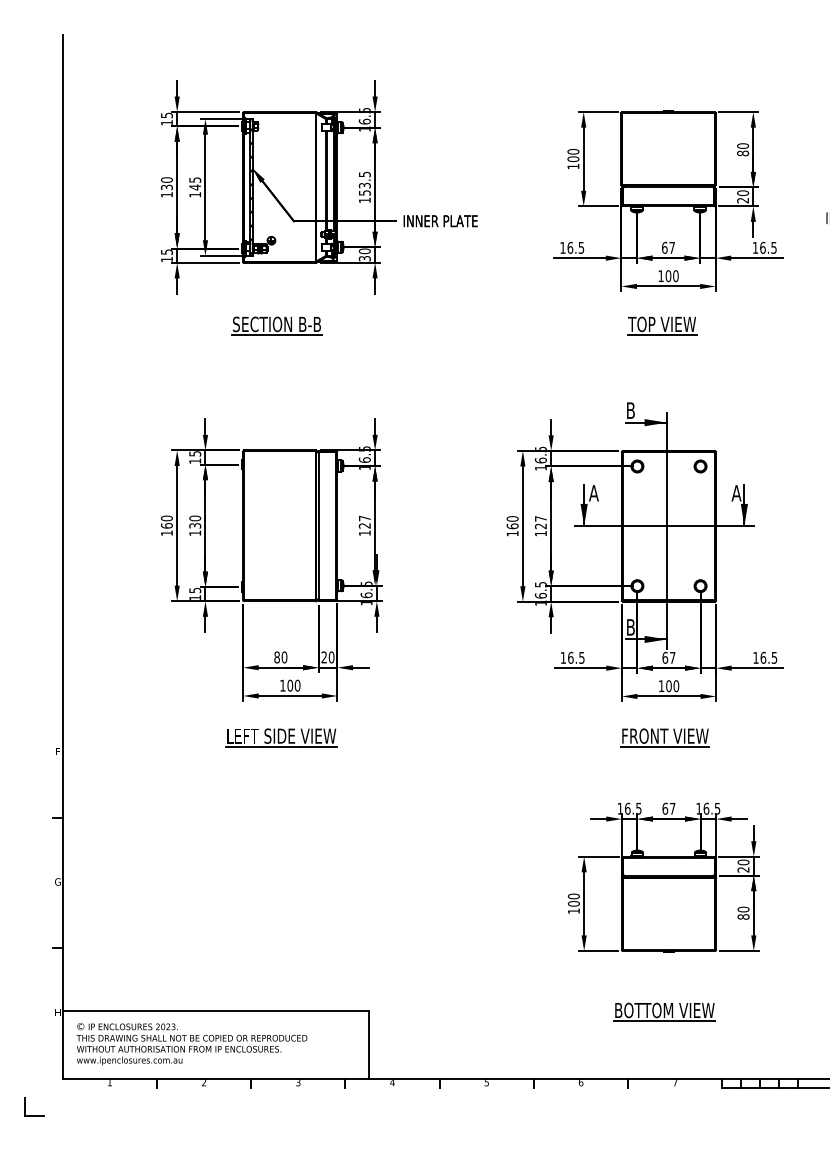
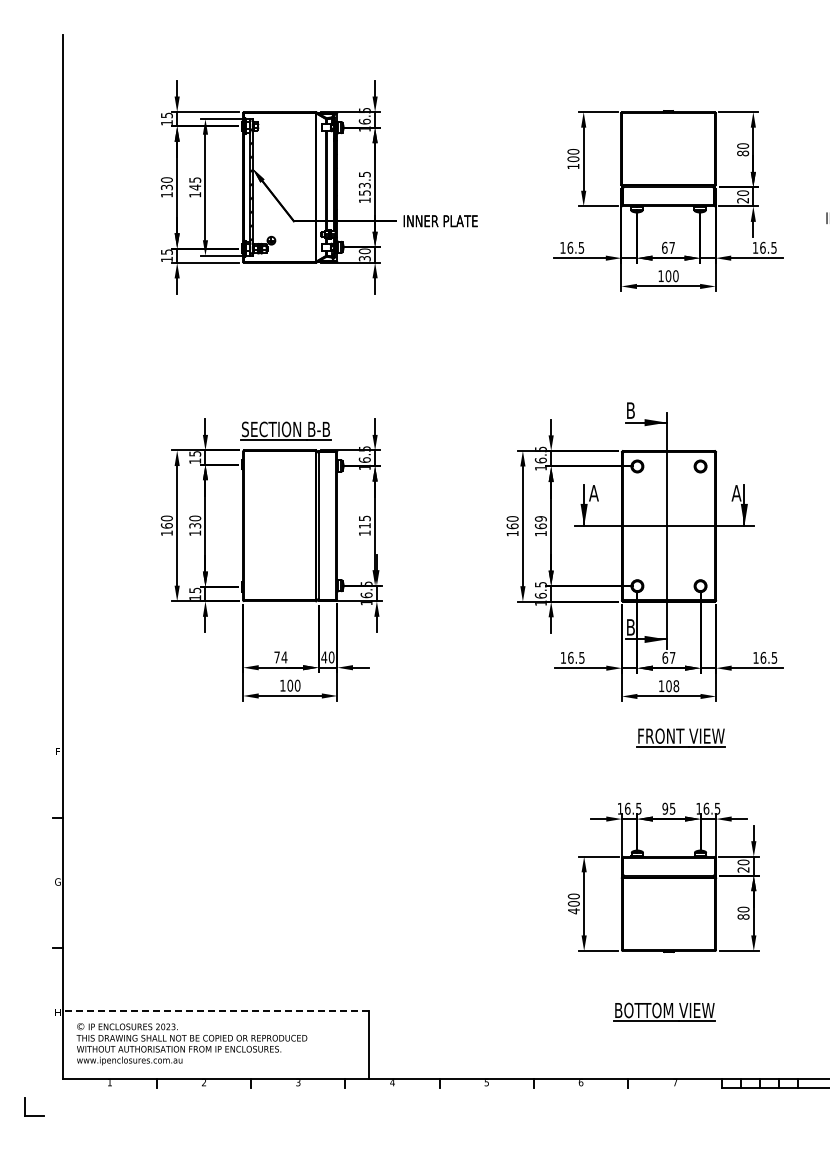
part position: (276, 325) -> (285, 430) (285, 430)
part: present -> none (662, 325)
text: 127 -> 115 (364, 521)
text: 127 -> 169 (540, 522)
text: 80 -> 74 (280, 657)
text: 20 -> 40 (324, 657)
text: 100 -> 108 (676, 685)
part: present -> none (281, 737)
part position: (664, 737) -> (680, 737) (680, 737)
text: 67 -> 95 (668, 808)
text: 100 -> 400 (573, 911)
line: solid -> dashed (215, 1010)
